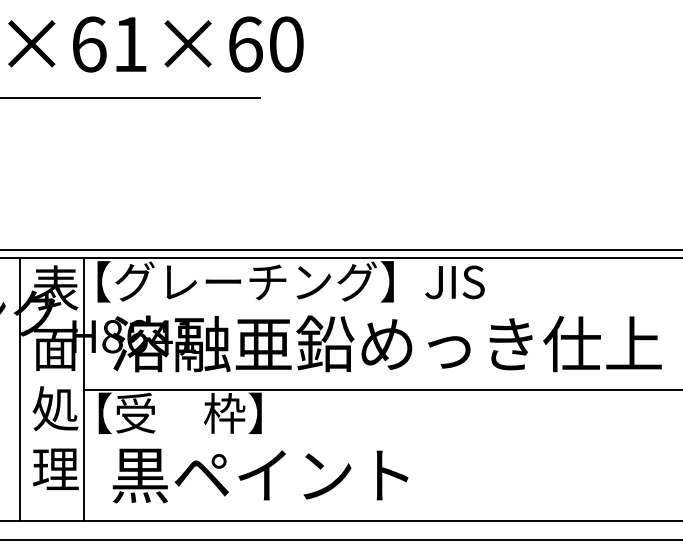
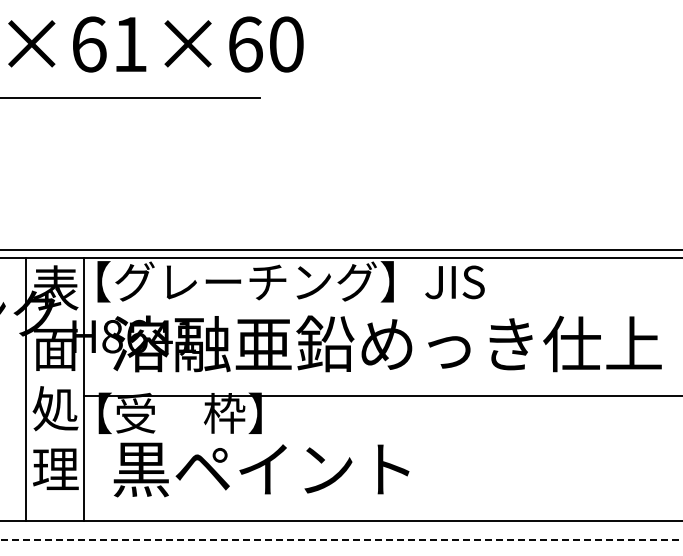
line position: (20, 389) -> (26, 389) (26, 389)
line position: (381, 389) -> (381, 395) (381, 395)
text position: (260, 475) -> (261, 469) (261, 469)
line: solid -> dashed (341, 539)
